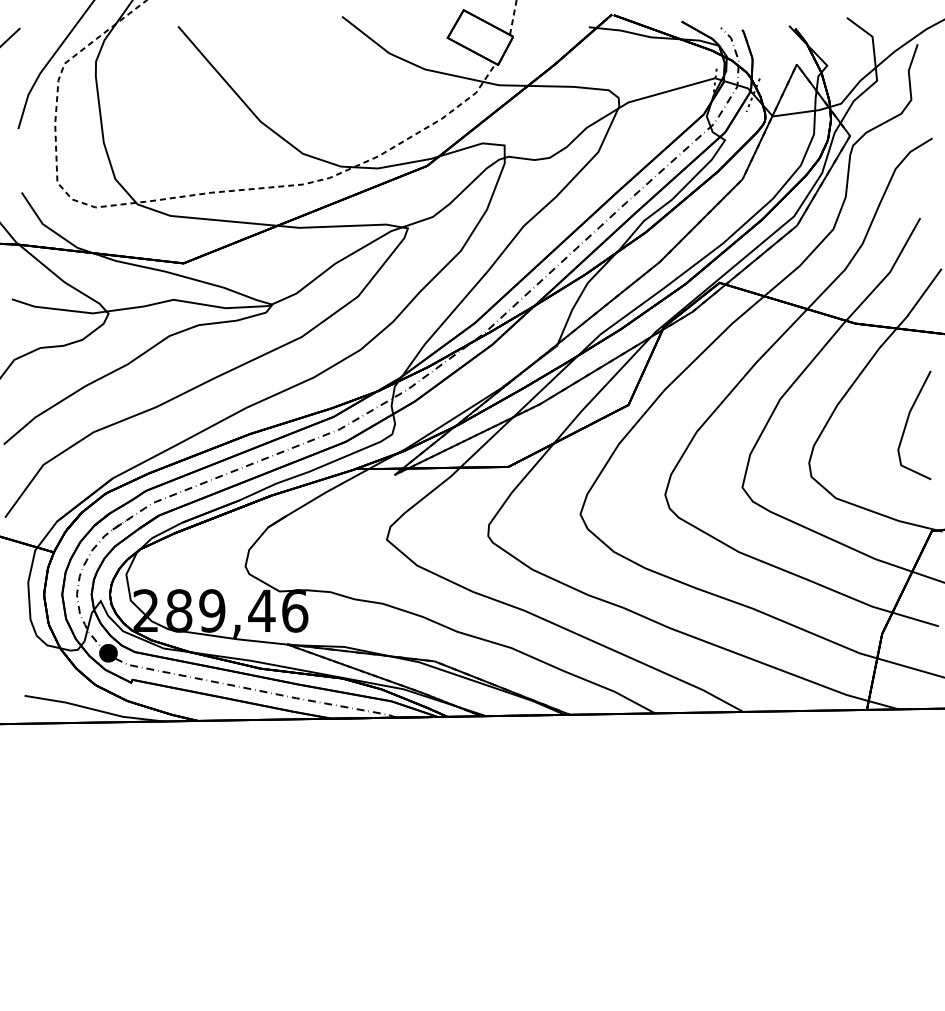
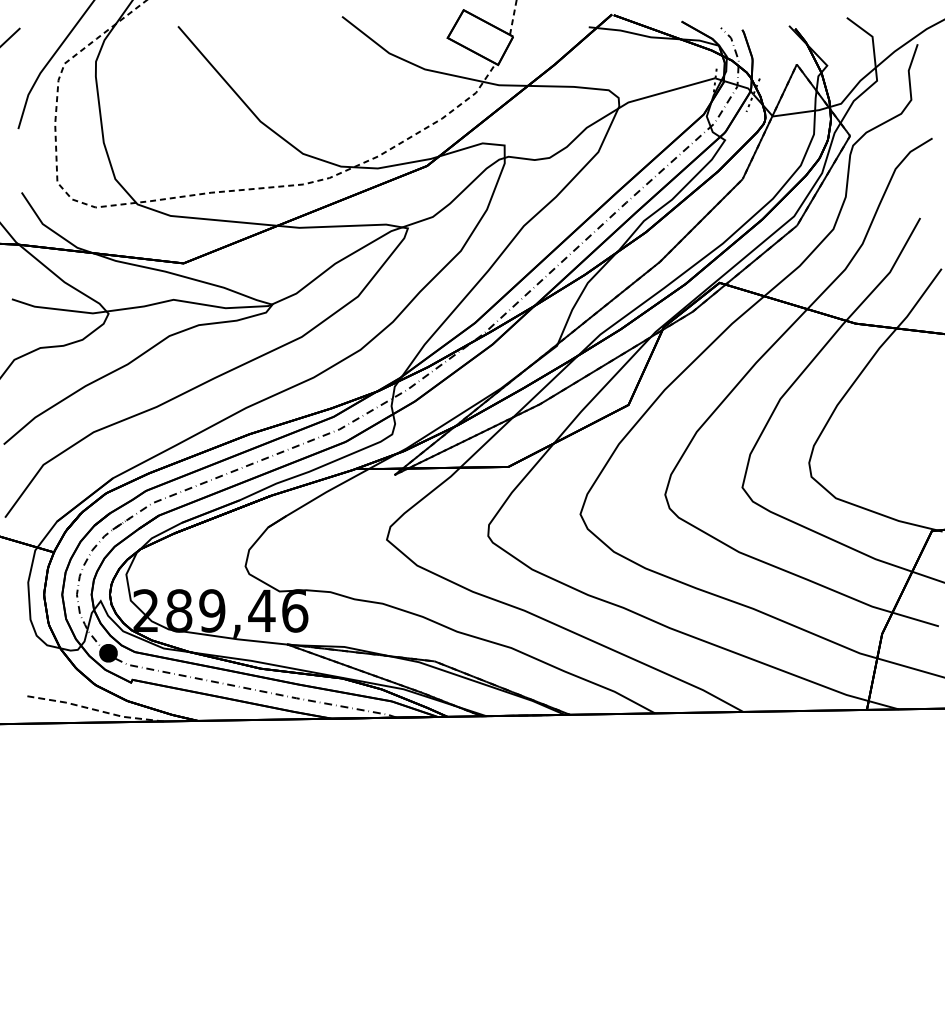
line: present -> none (907, 423)
line: solid -> dashed (93, 709)
